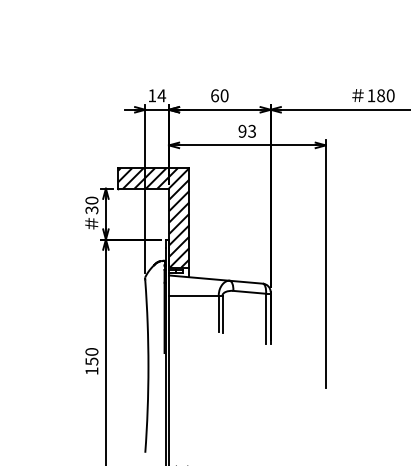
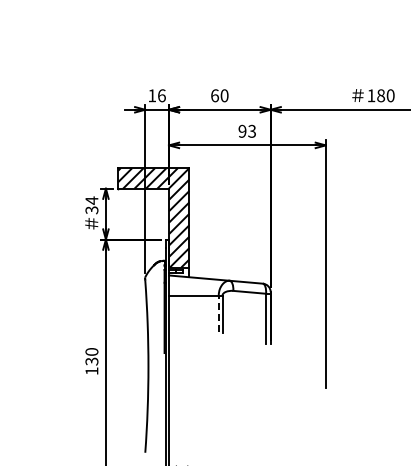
text: 14 -> 16 (161, 95)
text: 30 -> 34 (91, 200)
line: solid -> dashed (218, 313)
text: 150 -> 130 (91, 361)
